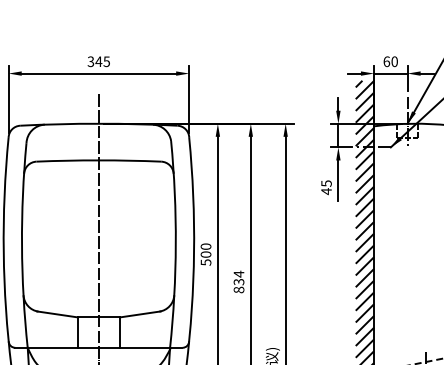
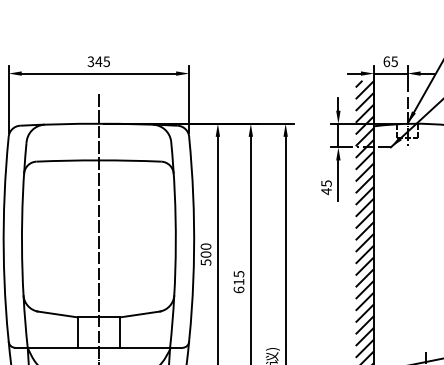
text: 60 -> 65 (394, 61)
text: 834 -> 615 (238, 281)
line: dashed -> solid (426, 361)
